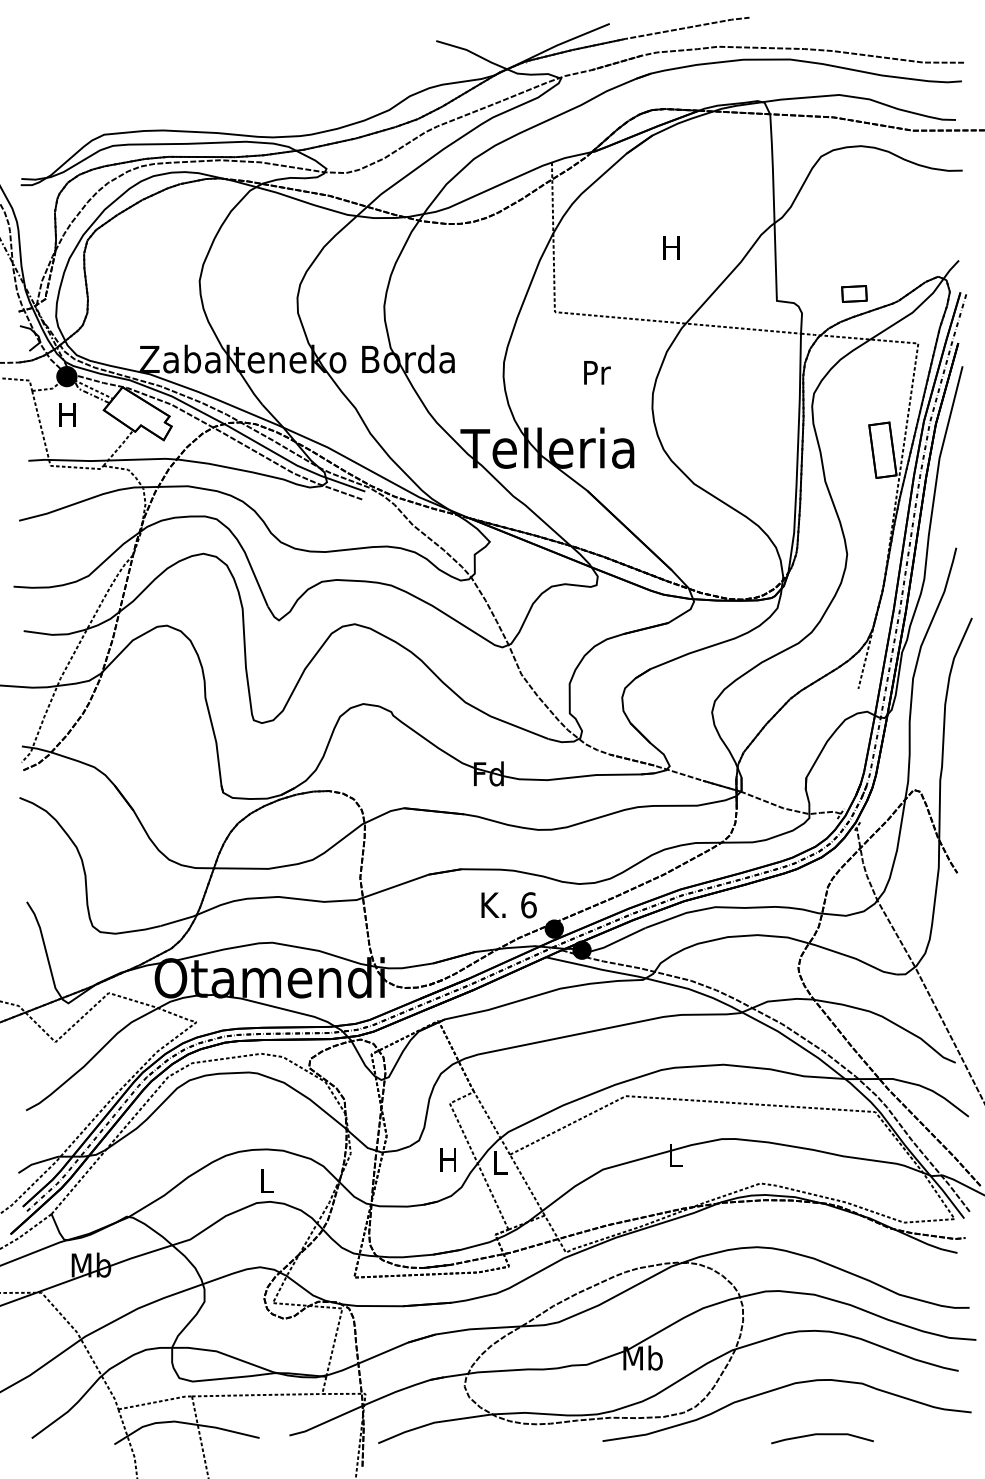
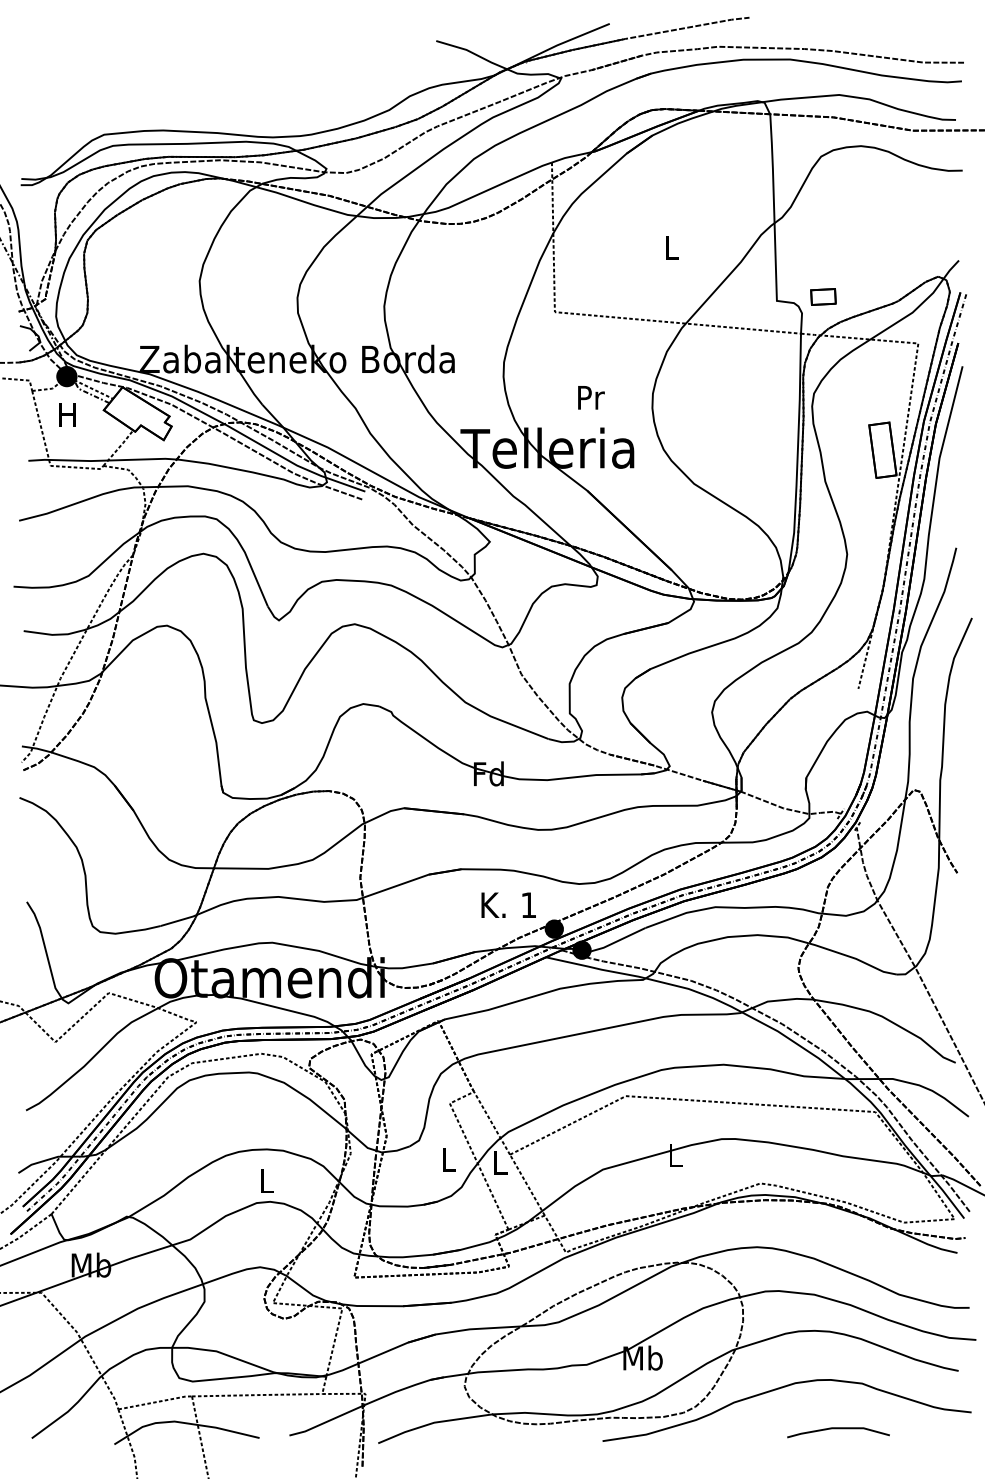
text: H -> L (671, 247)
part position: (854, 293) -> (823, 296) (823, 296)
text position: (597, 372) -> (591, 397) (591, 397)
text: 6 -> 1 (528, 905)
text: H -> L (447, 1159)
line position: (822, 1435) -> (838, 1429) (838, 1429)
